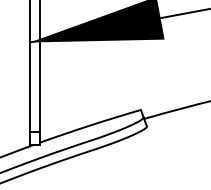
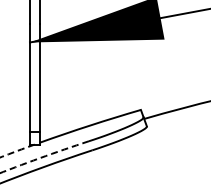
arc: solid -> dashed (17, 151)
arc: solid -> dashed (43, 156)
